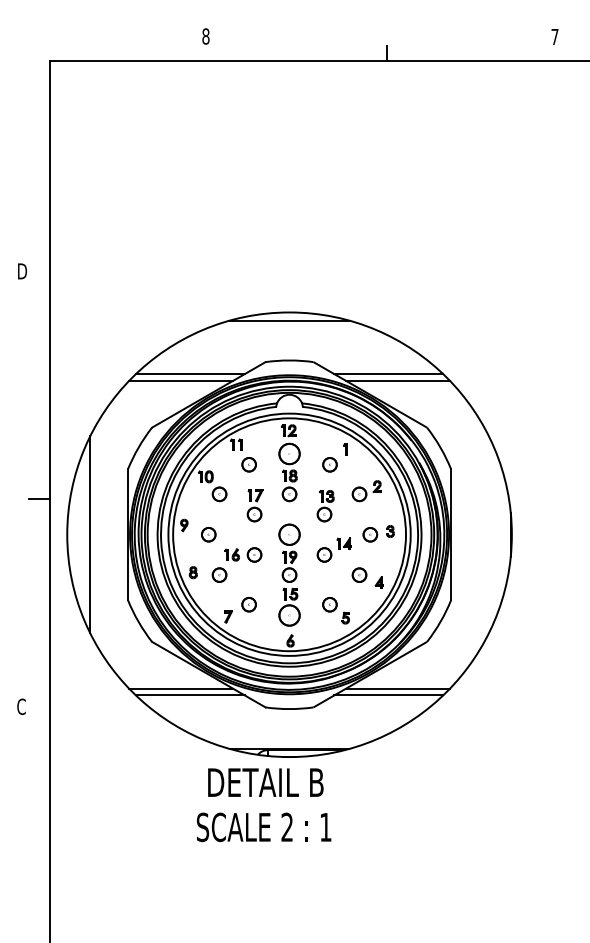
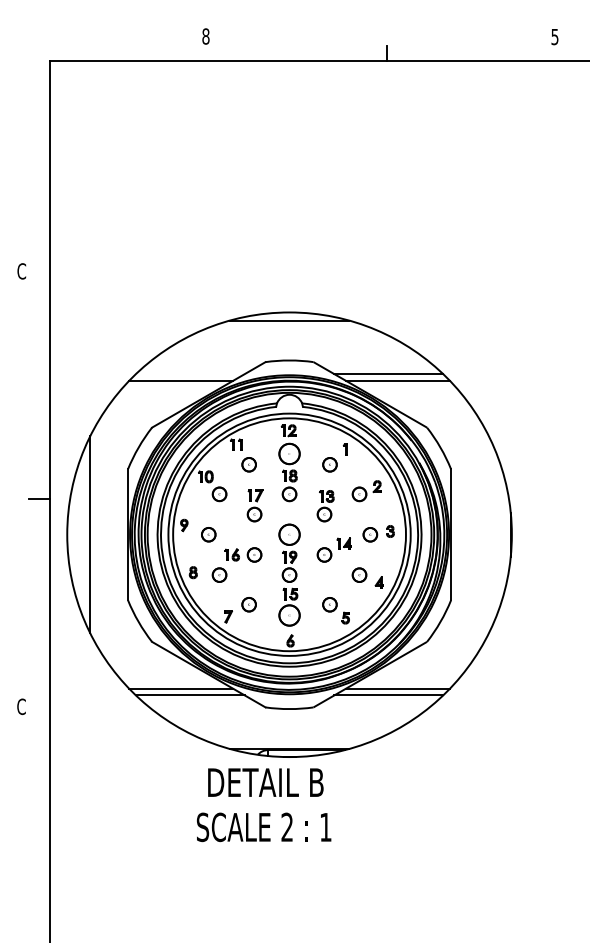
text: 7 -> 5 (554, 37)
text: D -> C (22, 271)
line: present -> none (189, 374)
